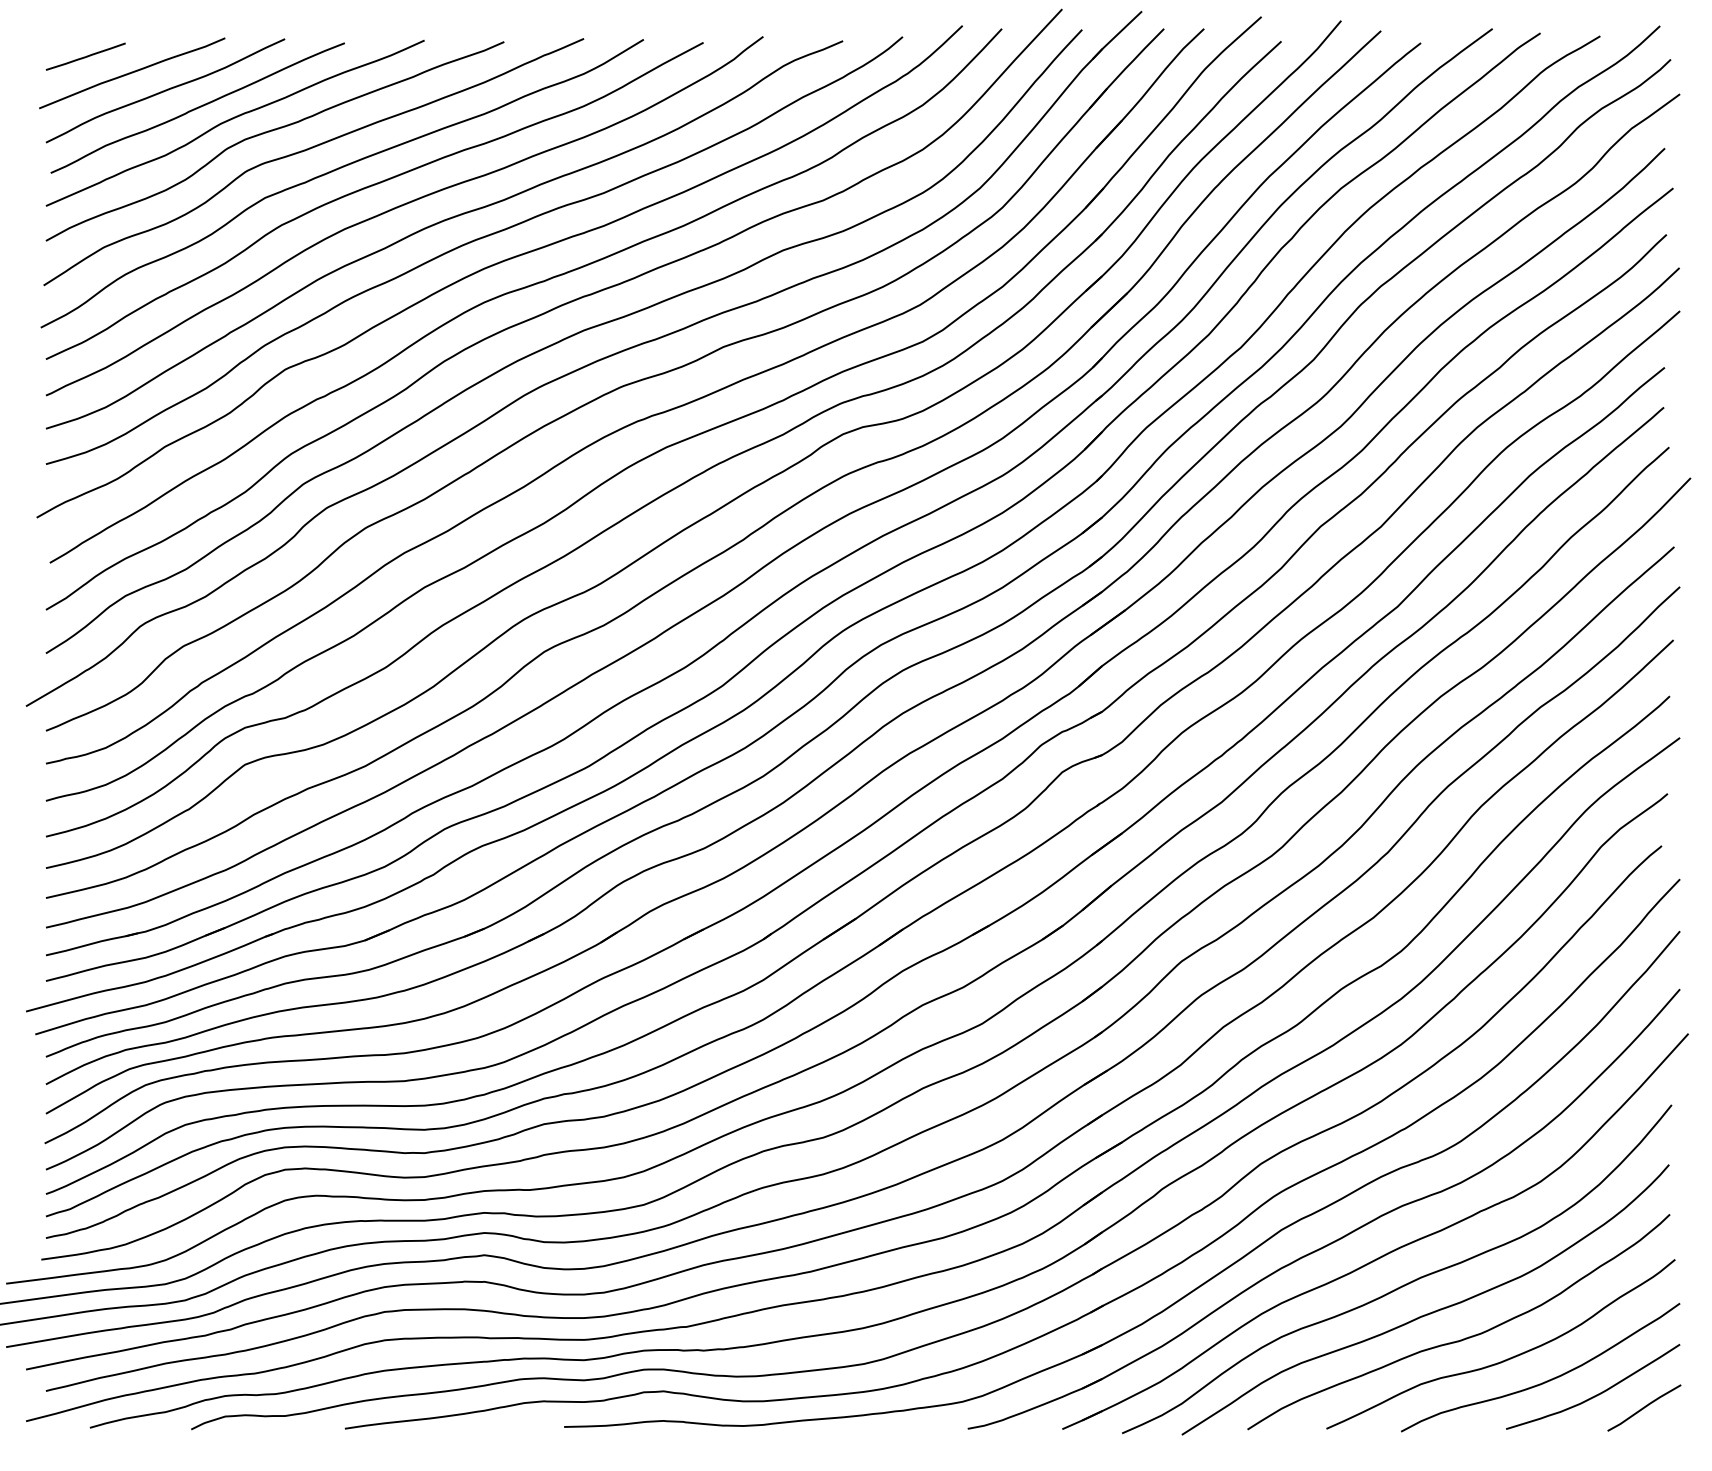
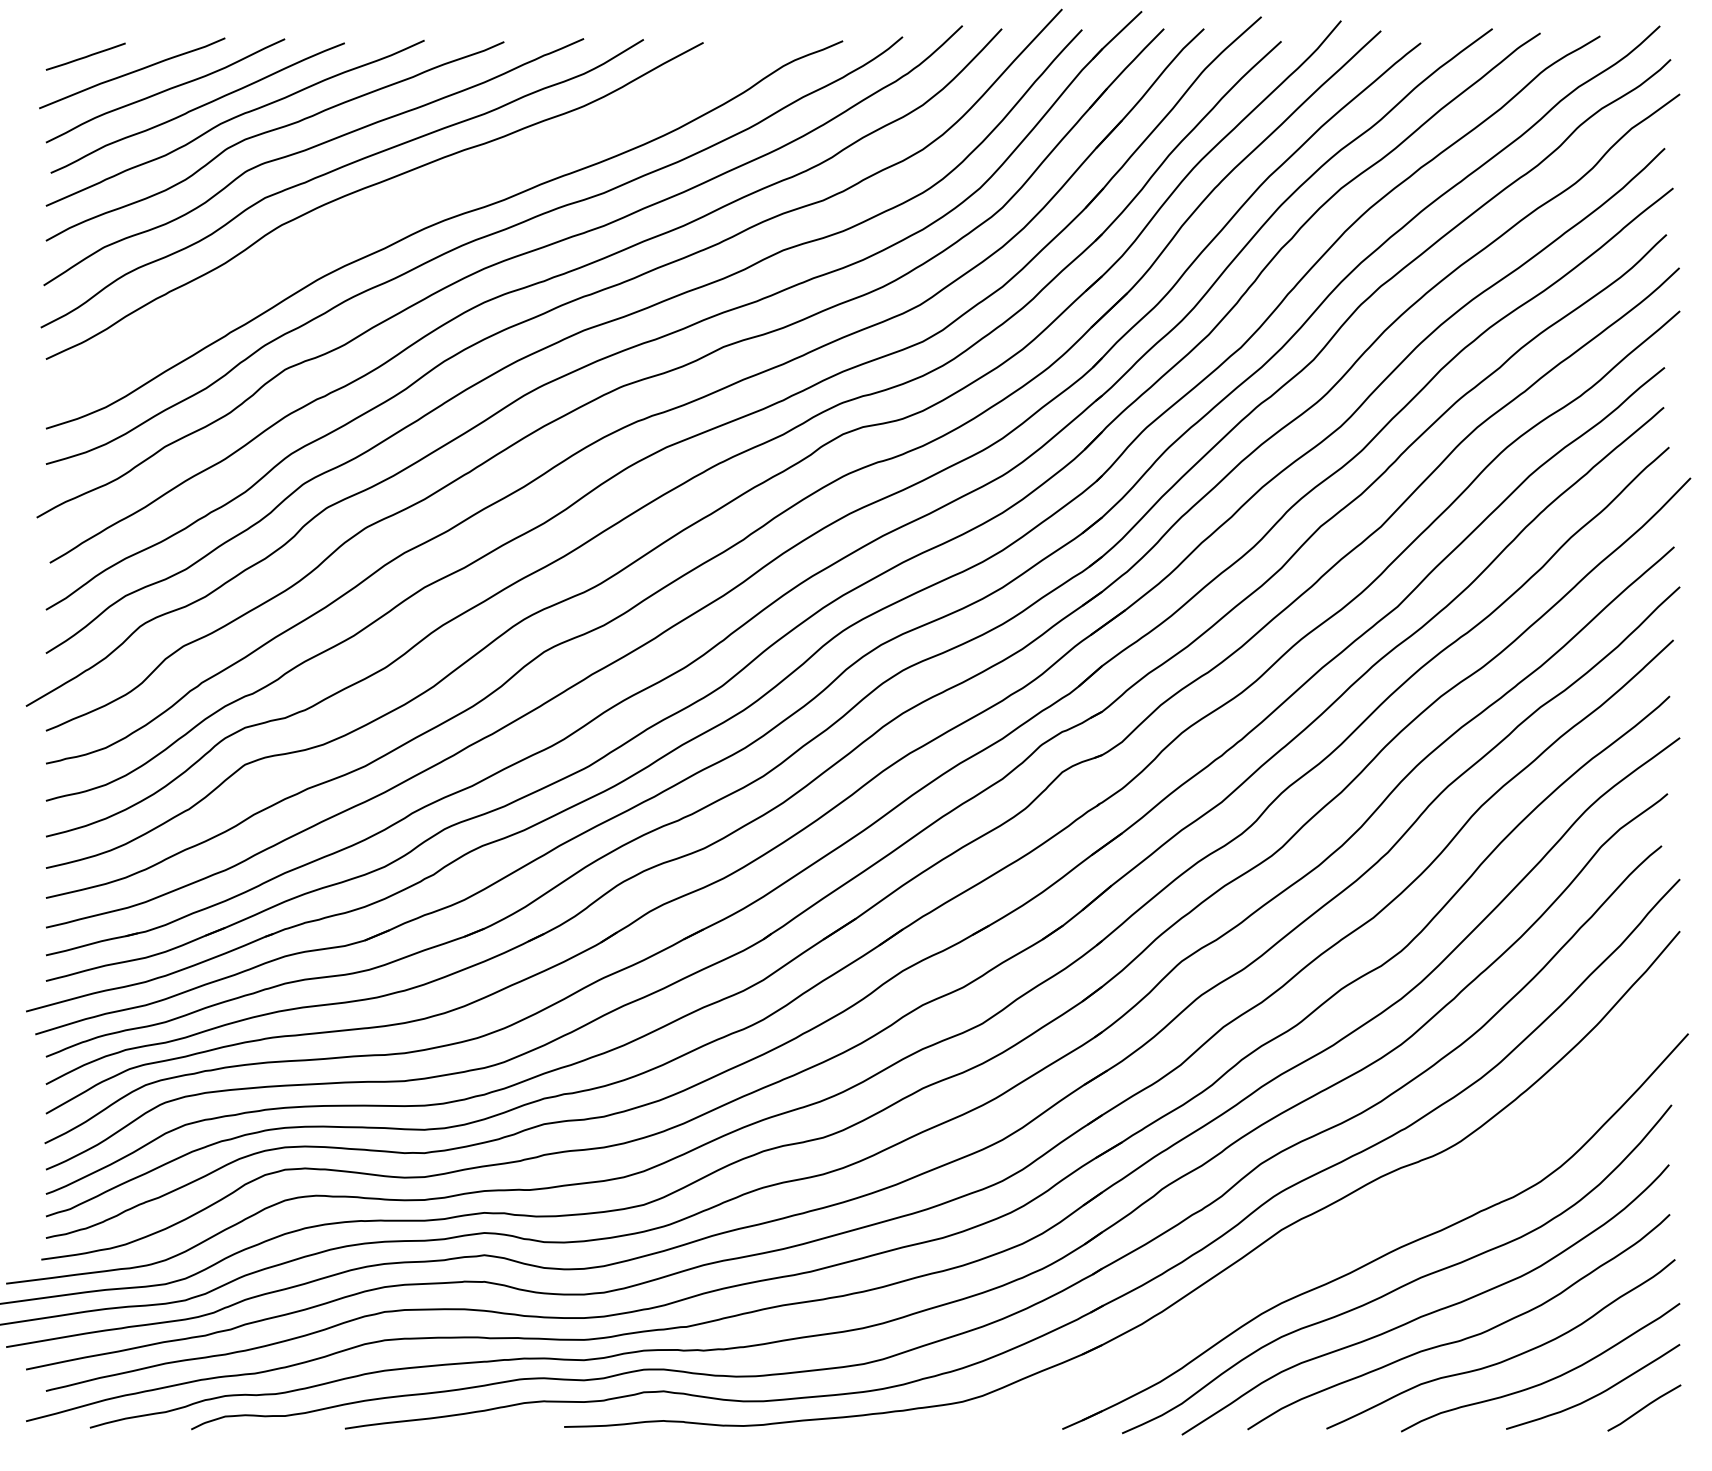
curve: present -> none (402, 206)
part: present -> none (1338, 1238)
